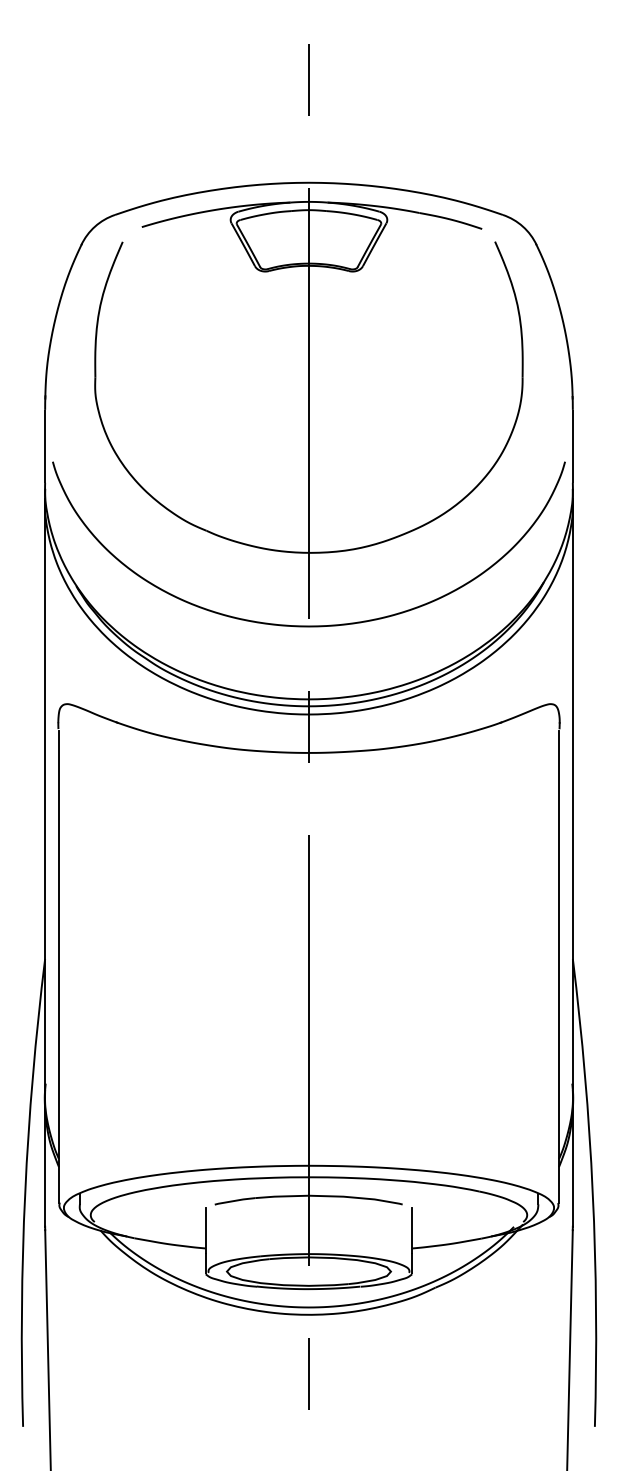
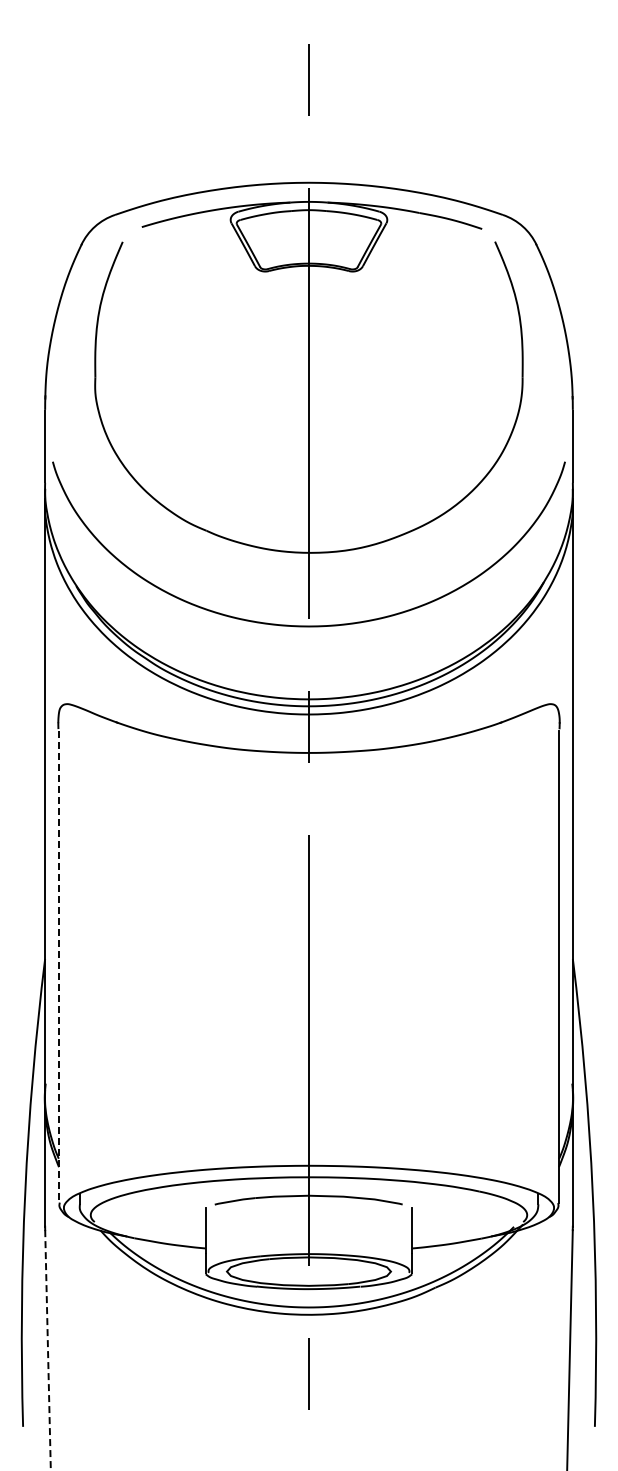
line: solid -> dashed (59, 966)
line: solid -> dashed (48, 1351)
